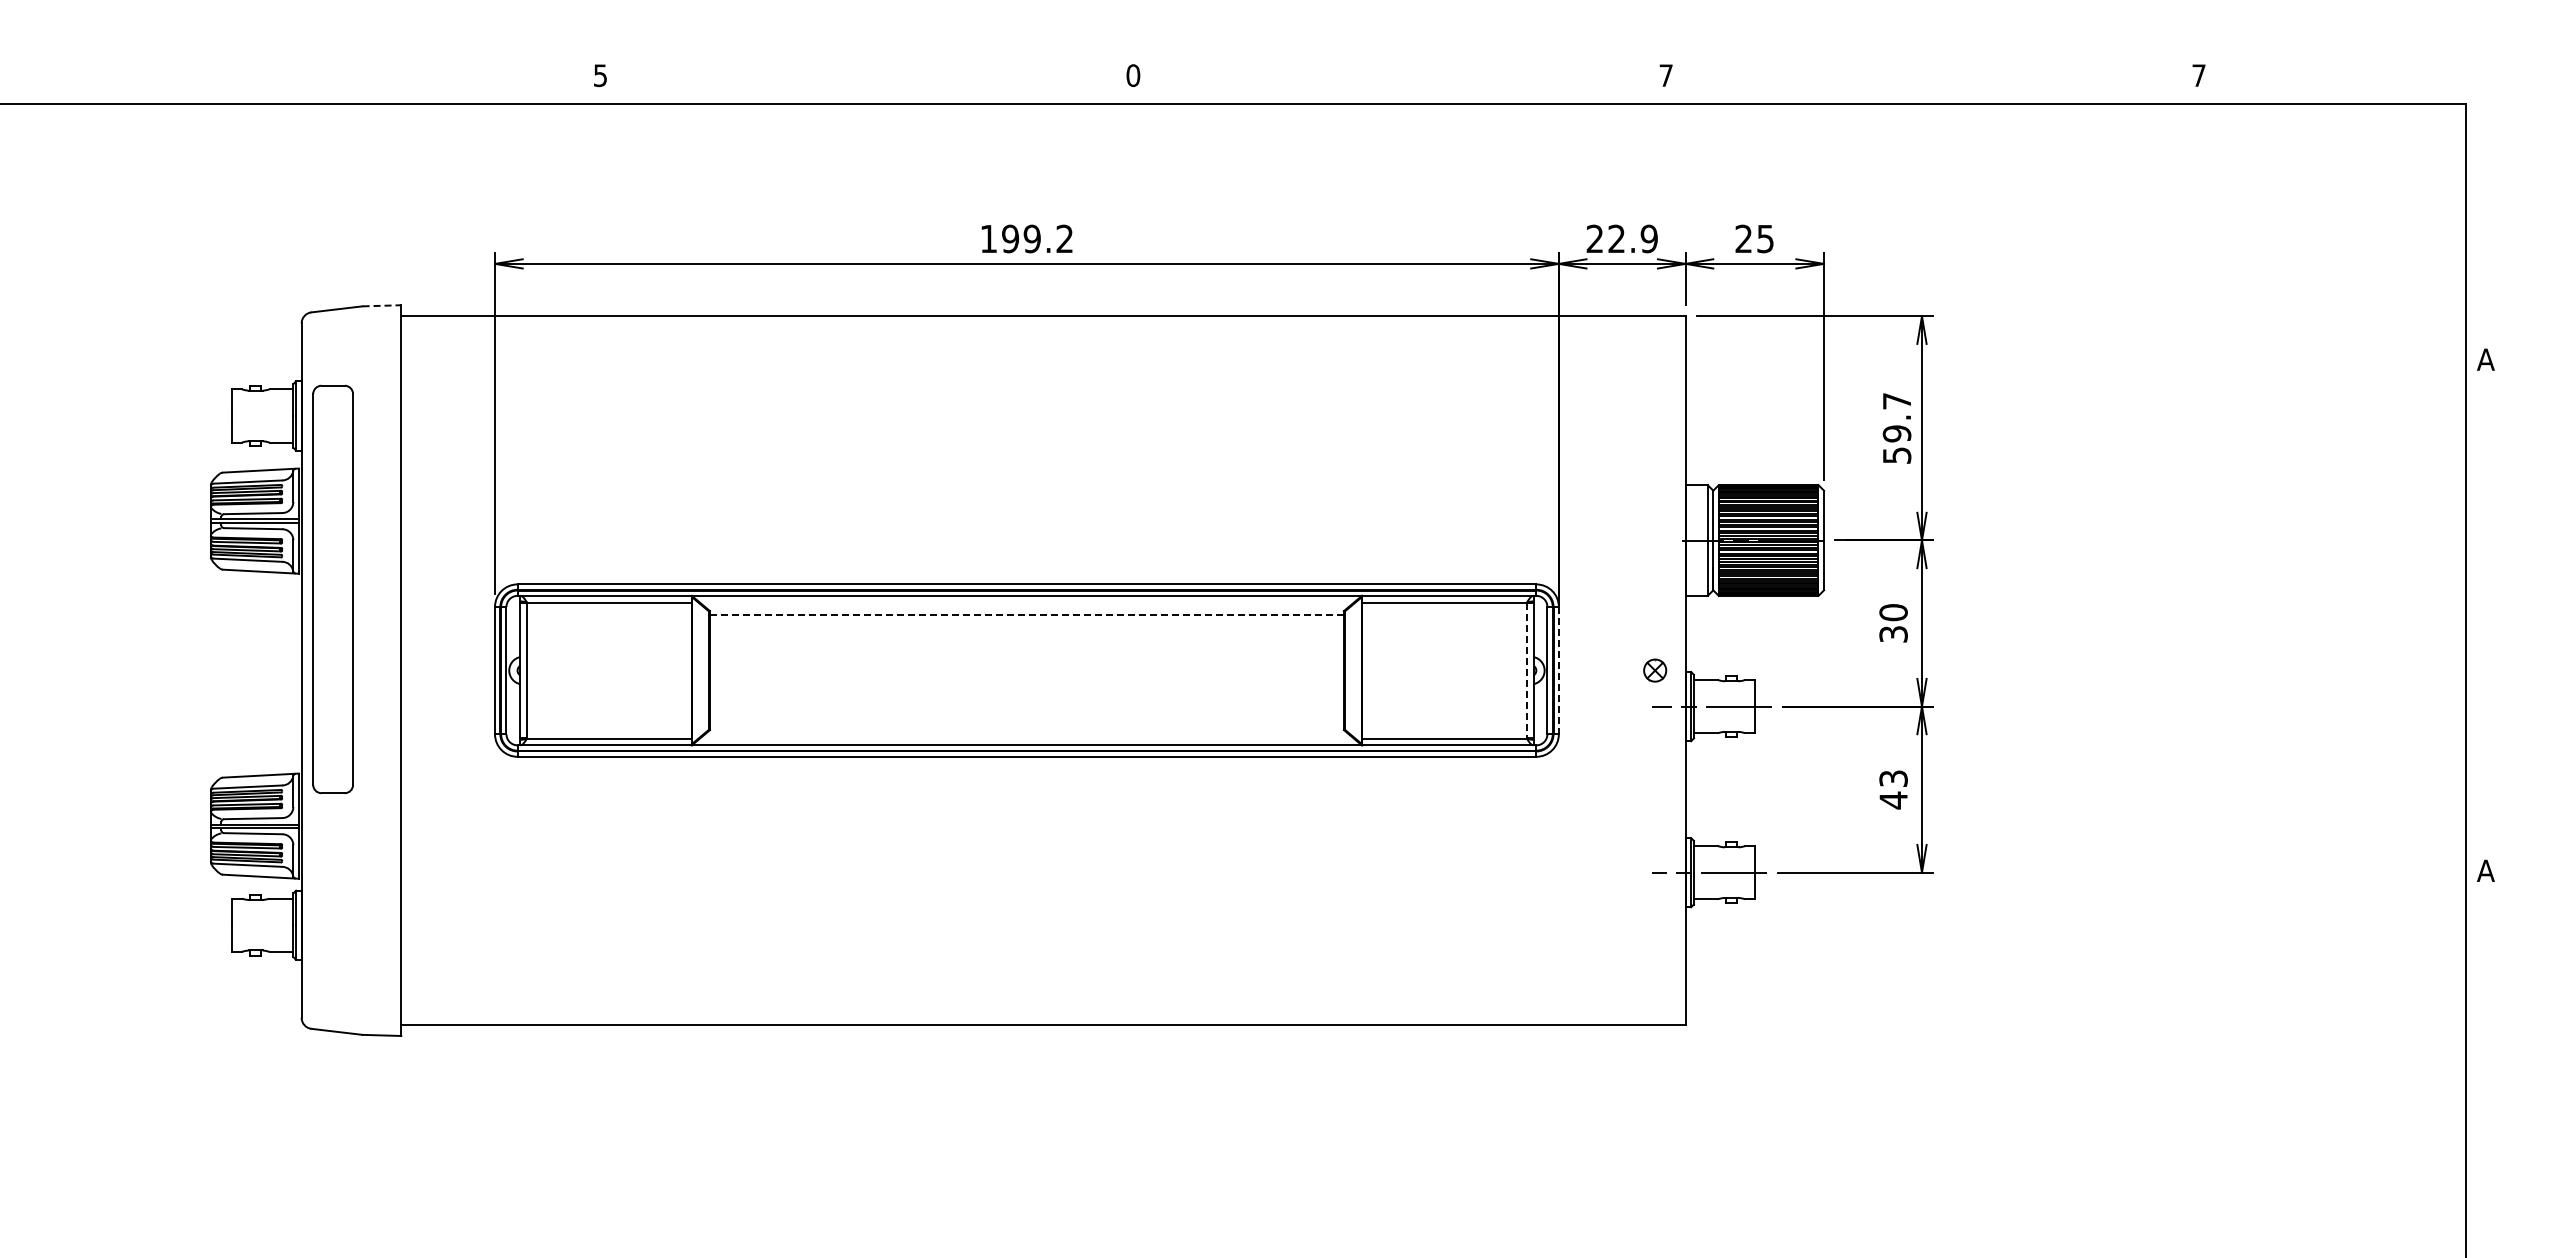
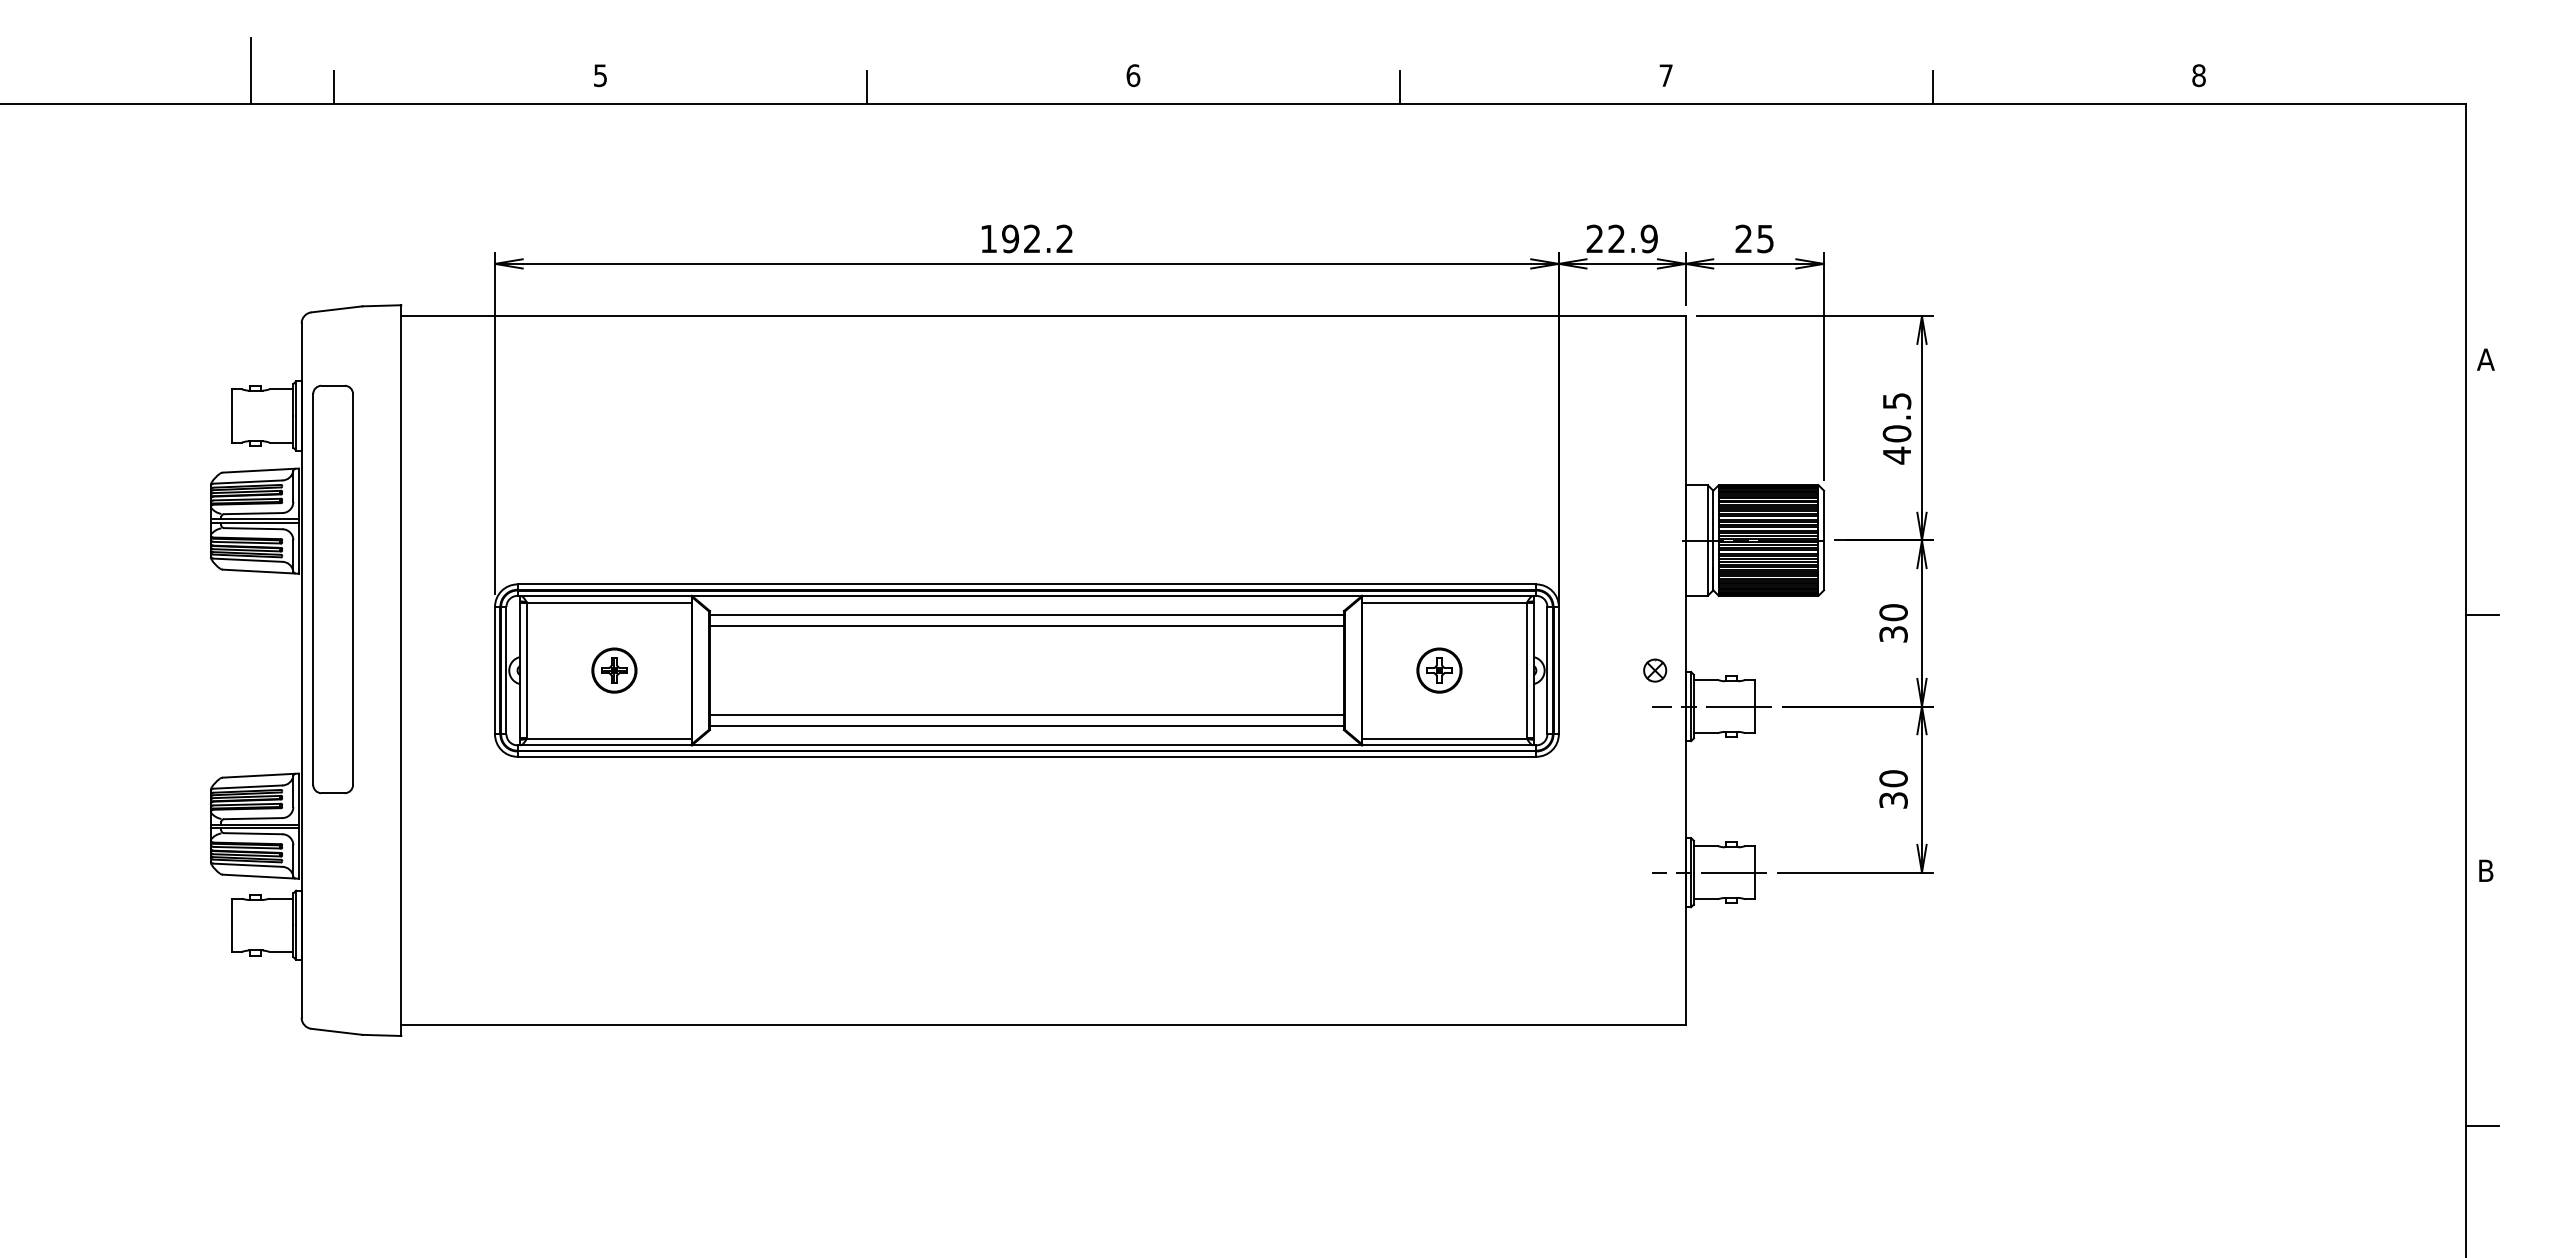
line: none -> present (251, 70)
text: 0 -> 6 (1133, 75)
text: 7 -> 8 (2198, 75)
line: none -> present (334, 87)
line: none -> present (867, 87)
line: none -> present (1399, 87)
line: none -> present (1932, 87)
text: 199.2 -> 192.2 (1031, 238)
line: dashed -> solid (382, 305)
text: 59.7 -> 40.5 (1897, 428)
line: dashed -> solid (1026, 615)
line: none -> present (2481, 615)
line: none -> present (1026, 626)
part: none -> present (614, 670)
part: none -> present (1439, 670)
line: dashed -> solid (1558, 670)
line: dashed -> solid (1526, 671)
line: none -> present (1026, 714)
line: none -> present (1026, 725)
text: 43 -> 30 (1893, 789)
text: A -> B (2485, 870)
line: none -> present (2481, 1126)
